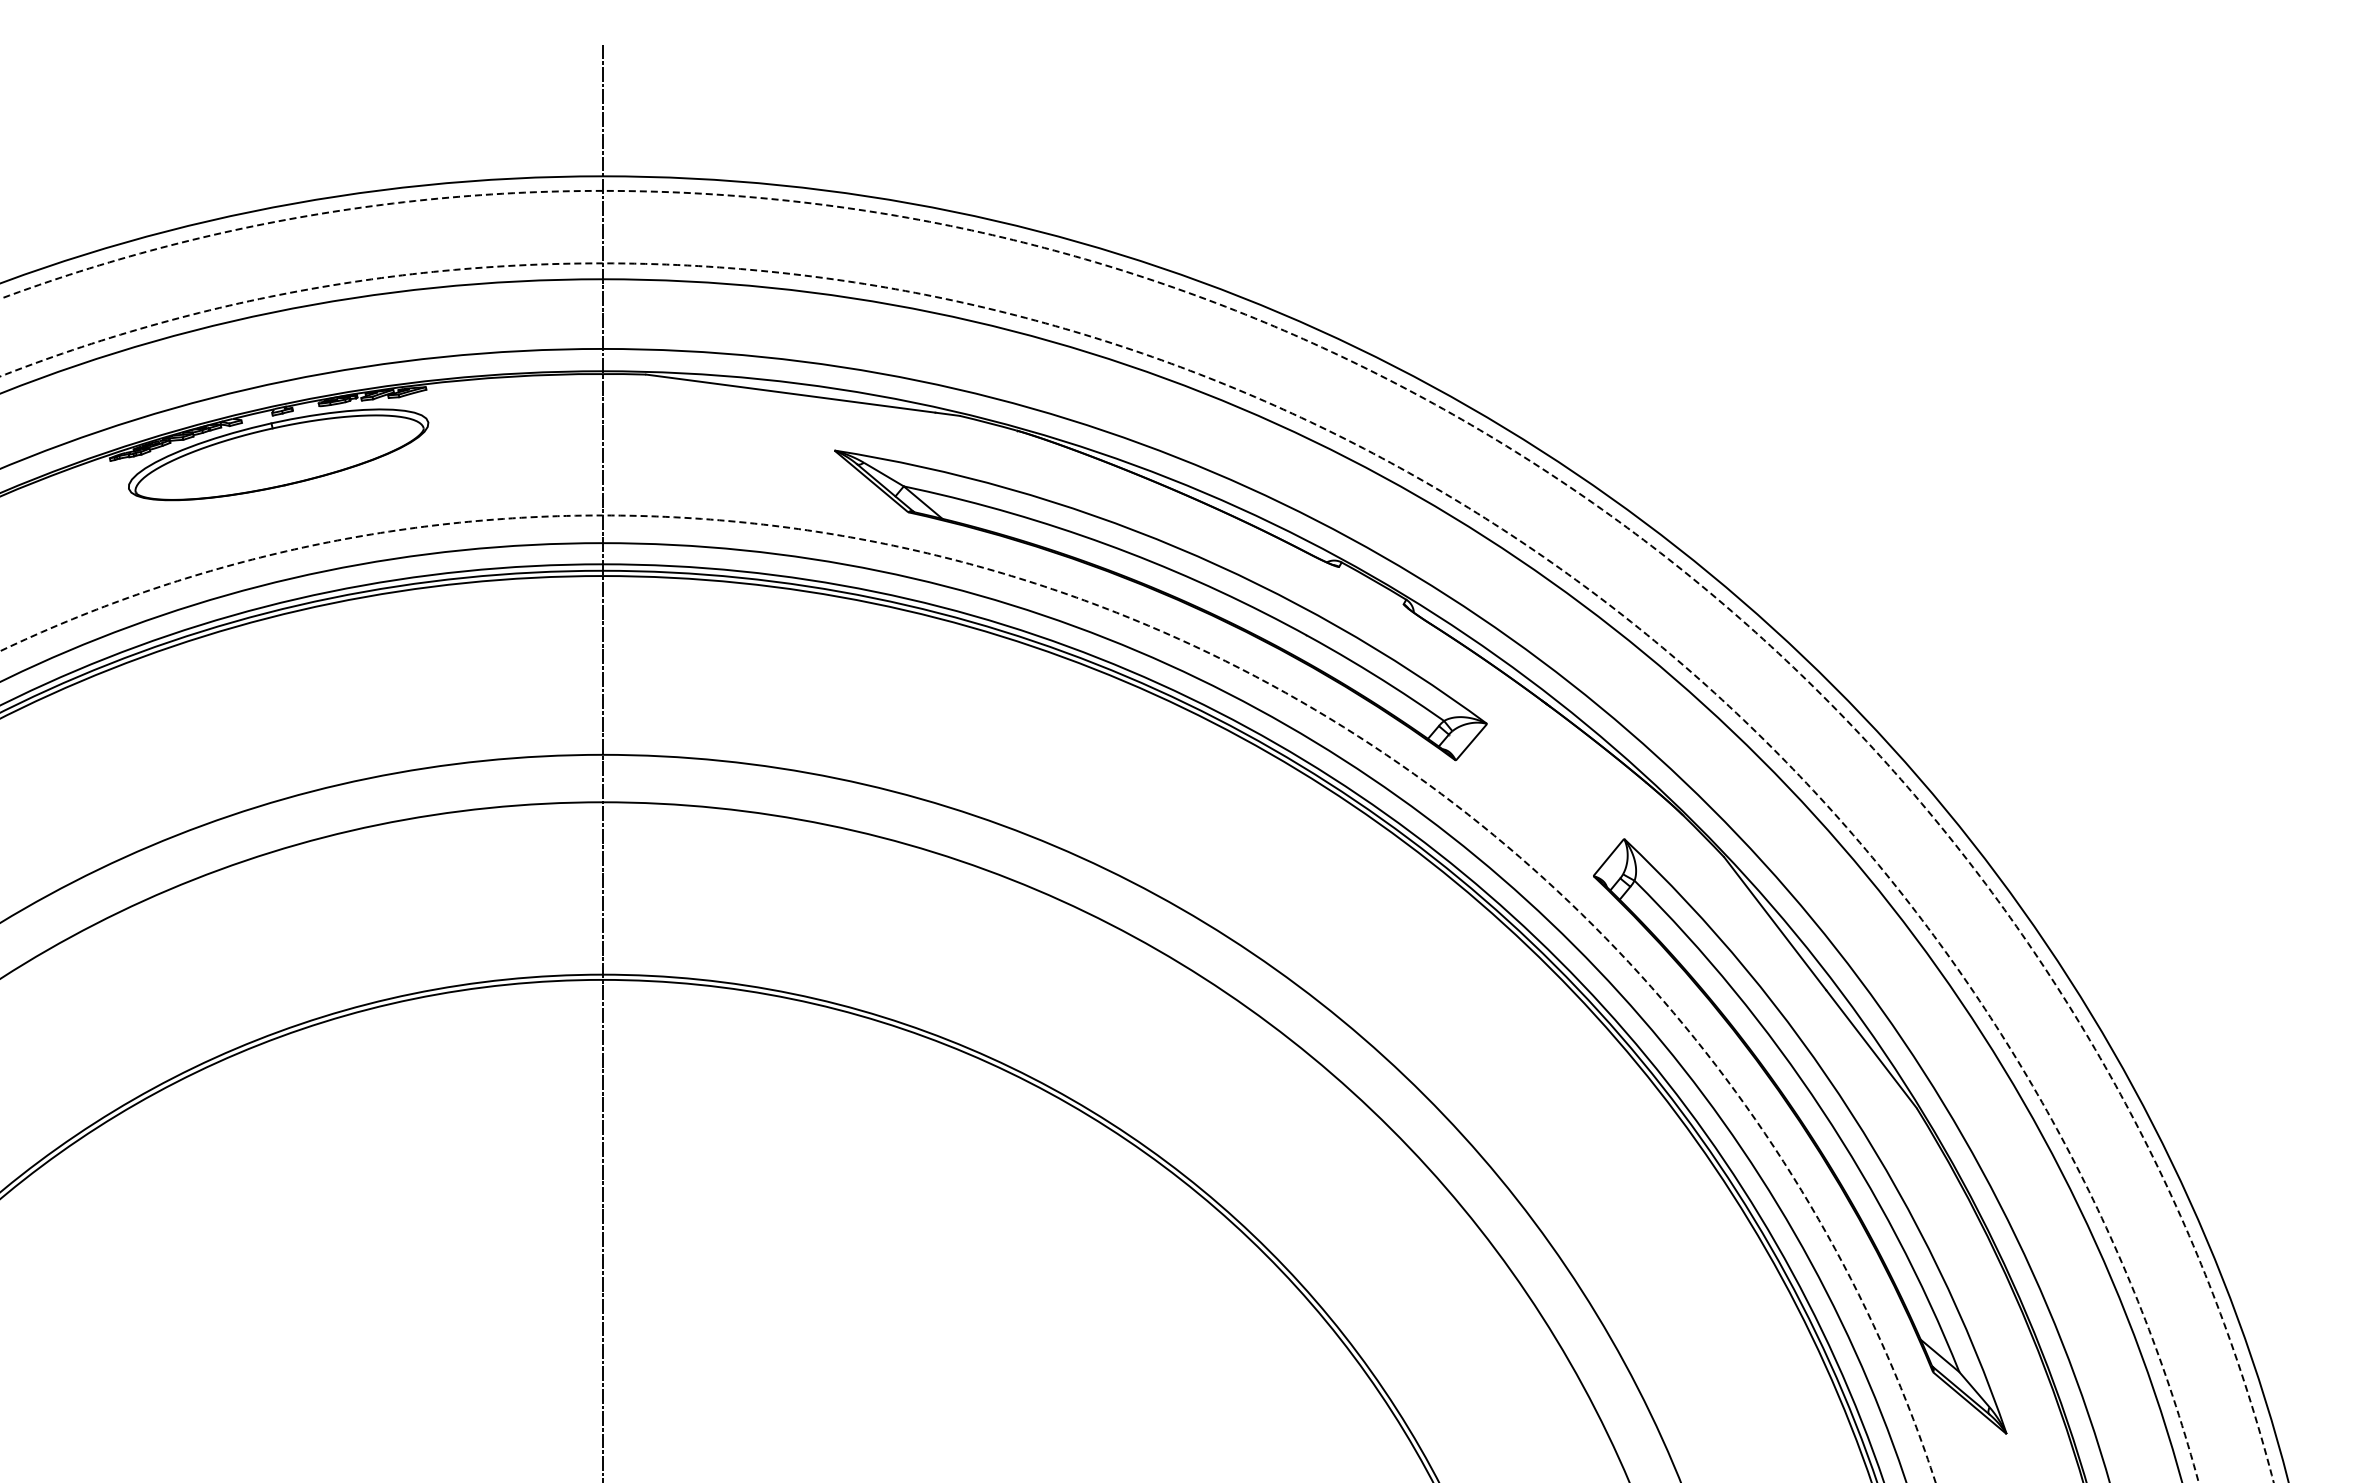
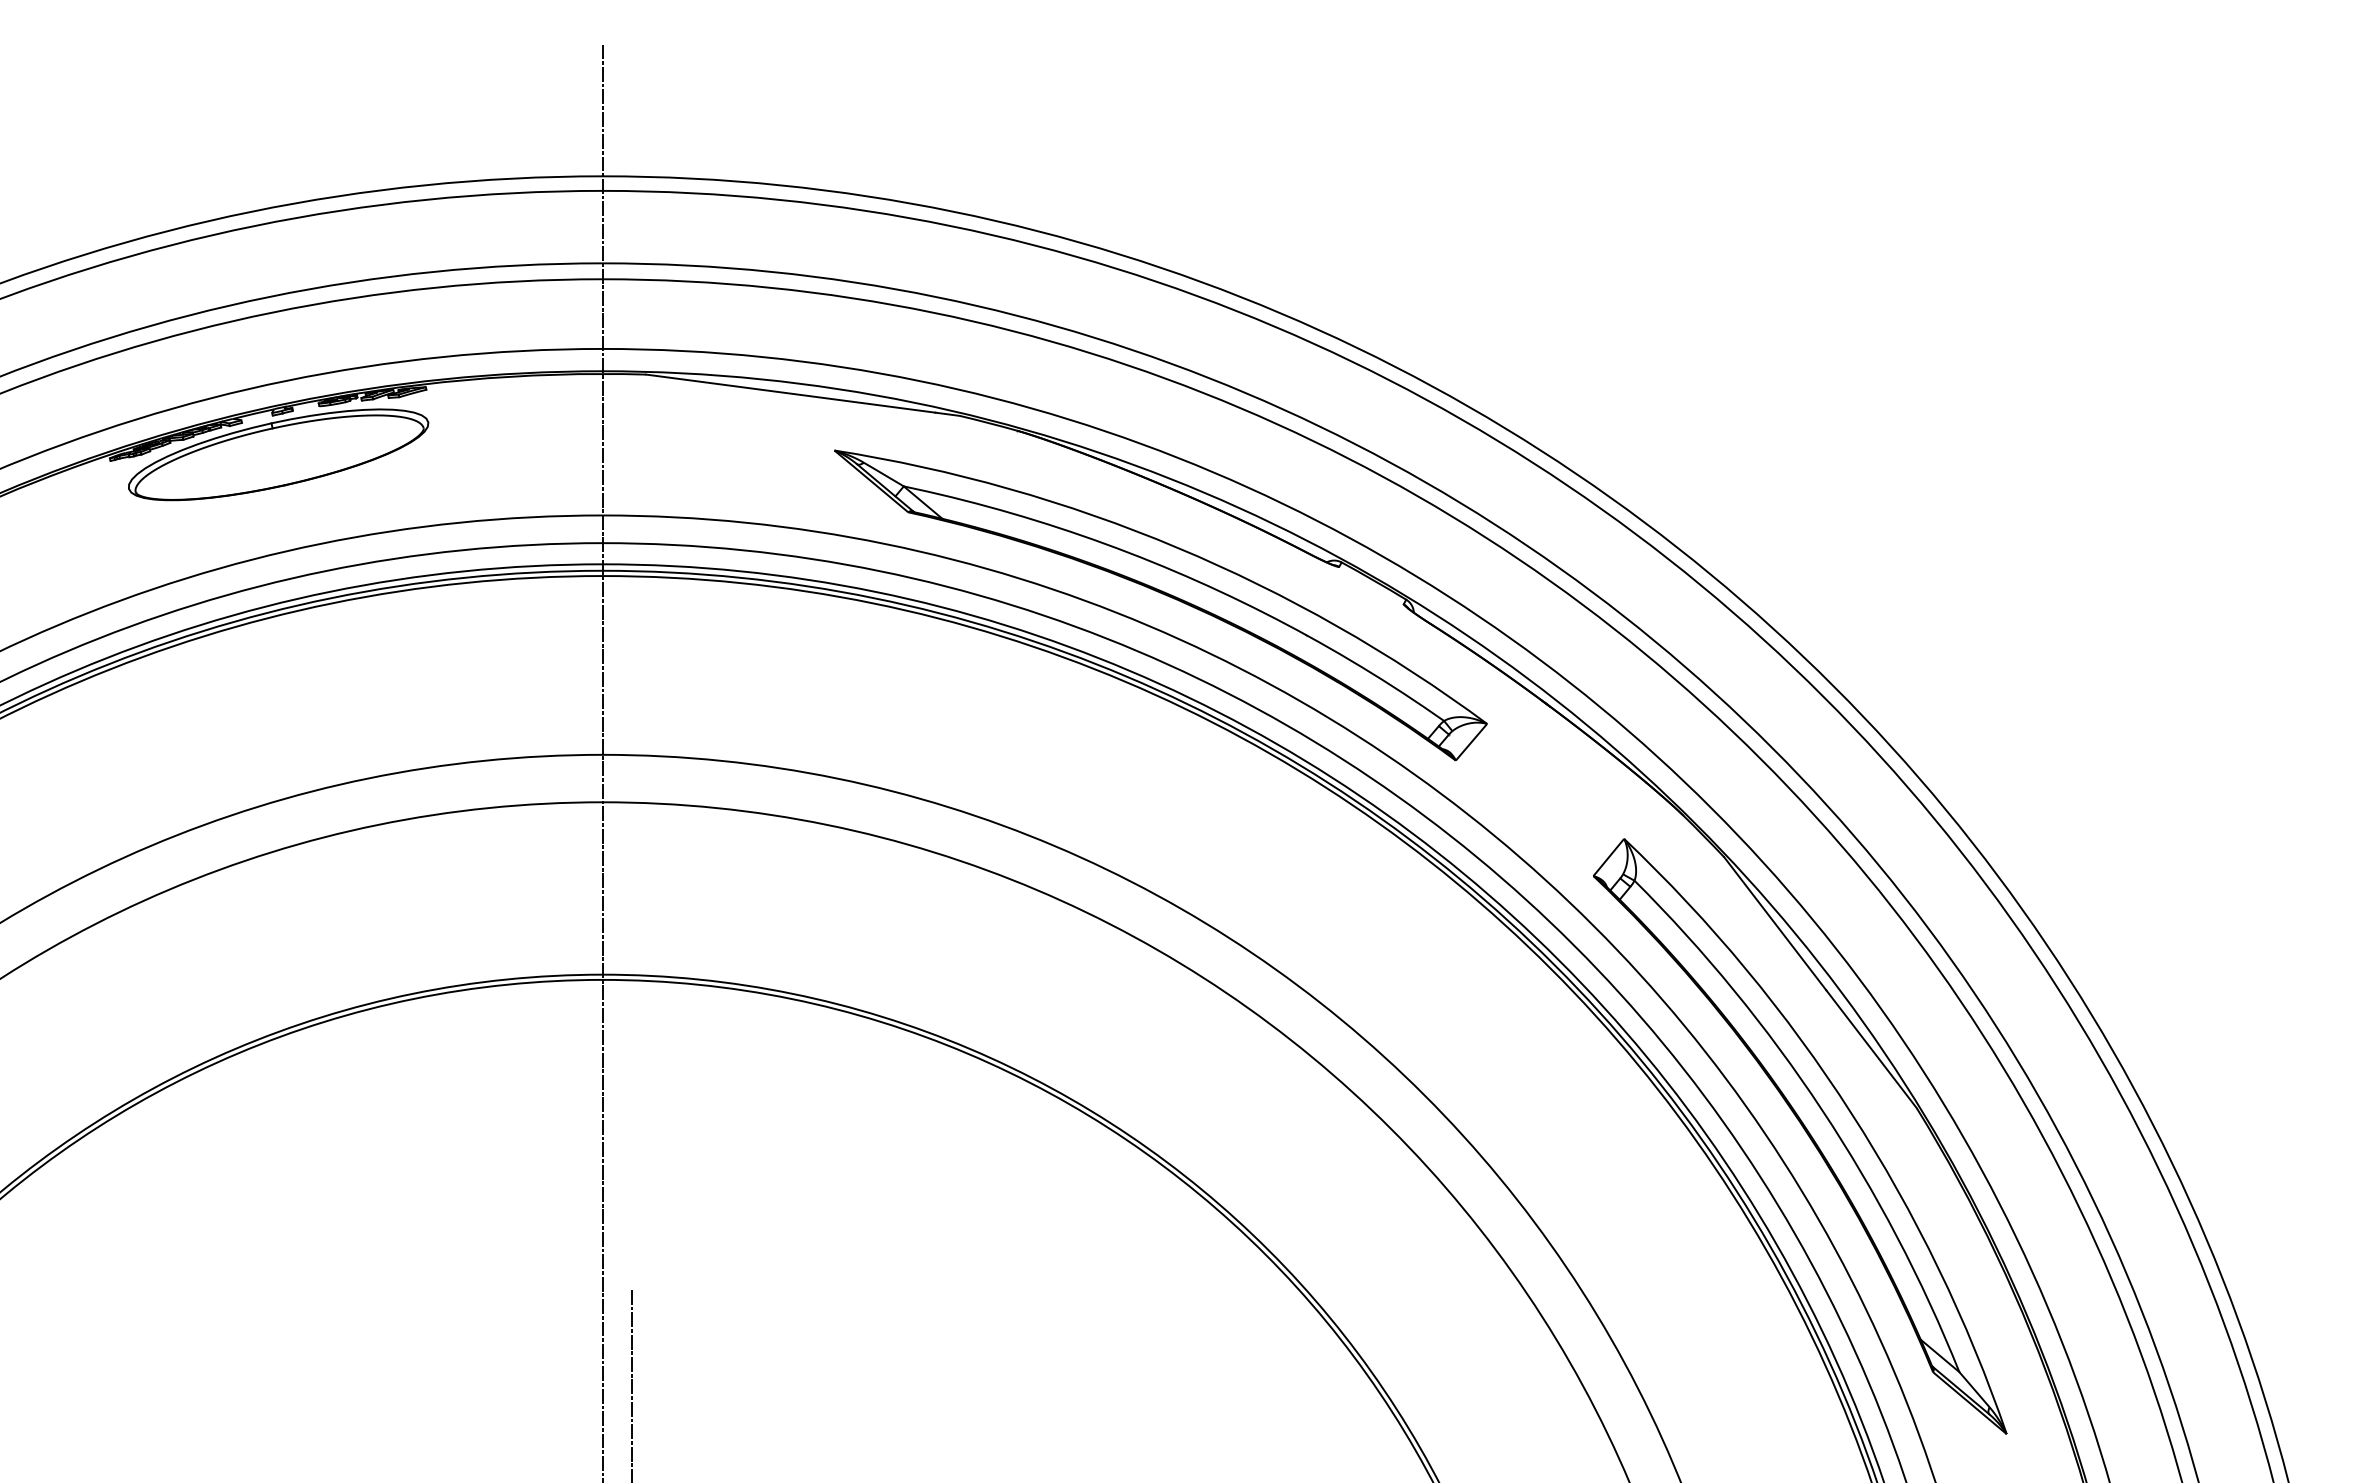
circle: dashed -> solid (1136, 836)
circle: dashed -> solid (1099, 872)
circle: dashed -> solid (967, 998)
line: none -> present (632, 1384)
